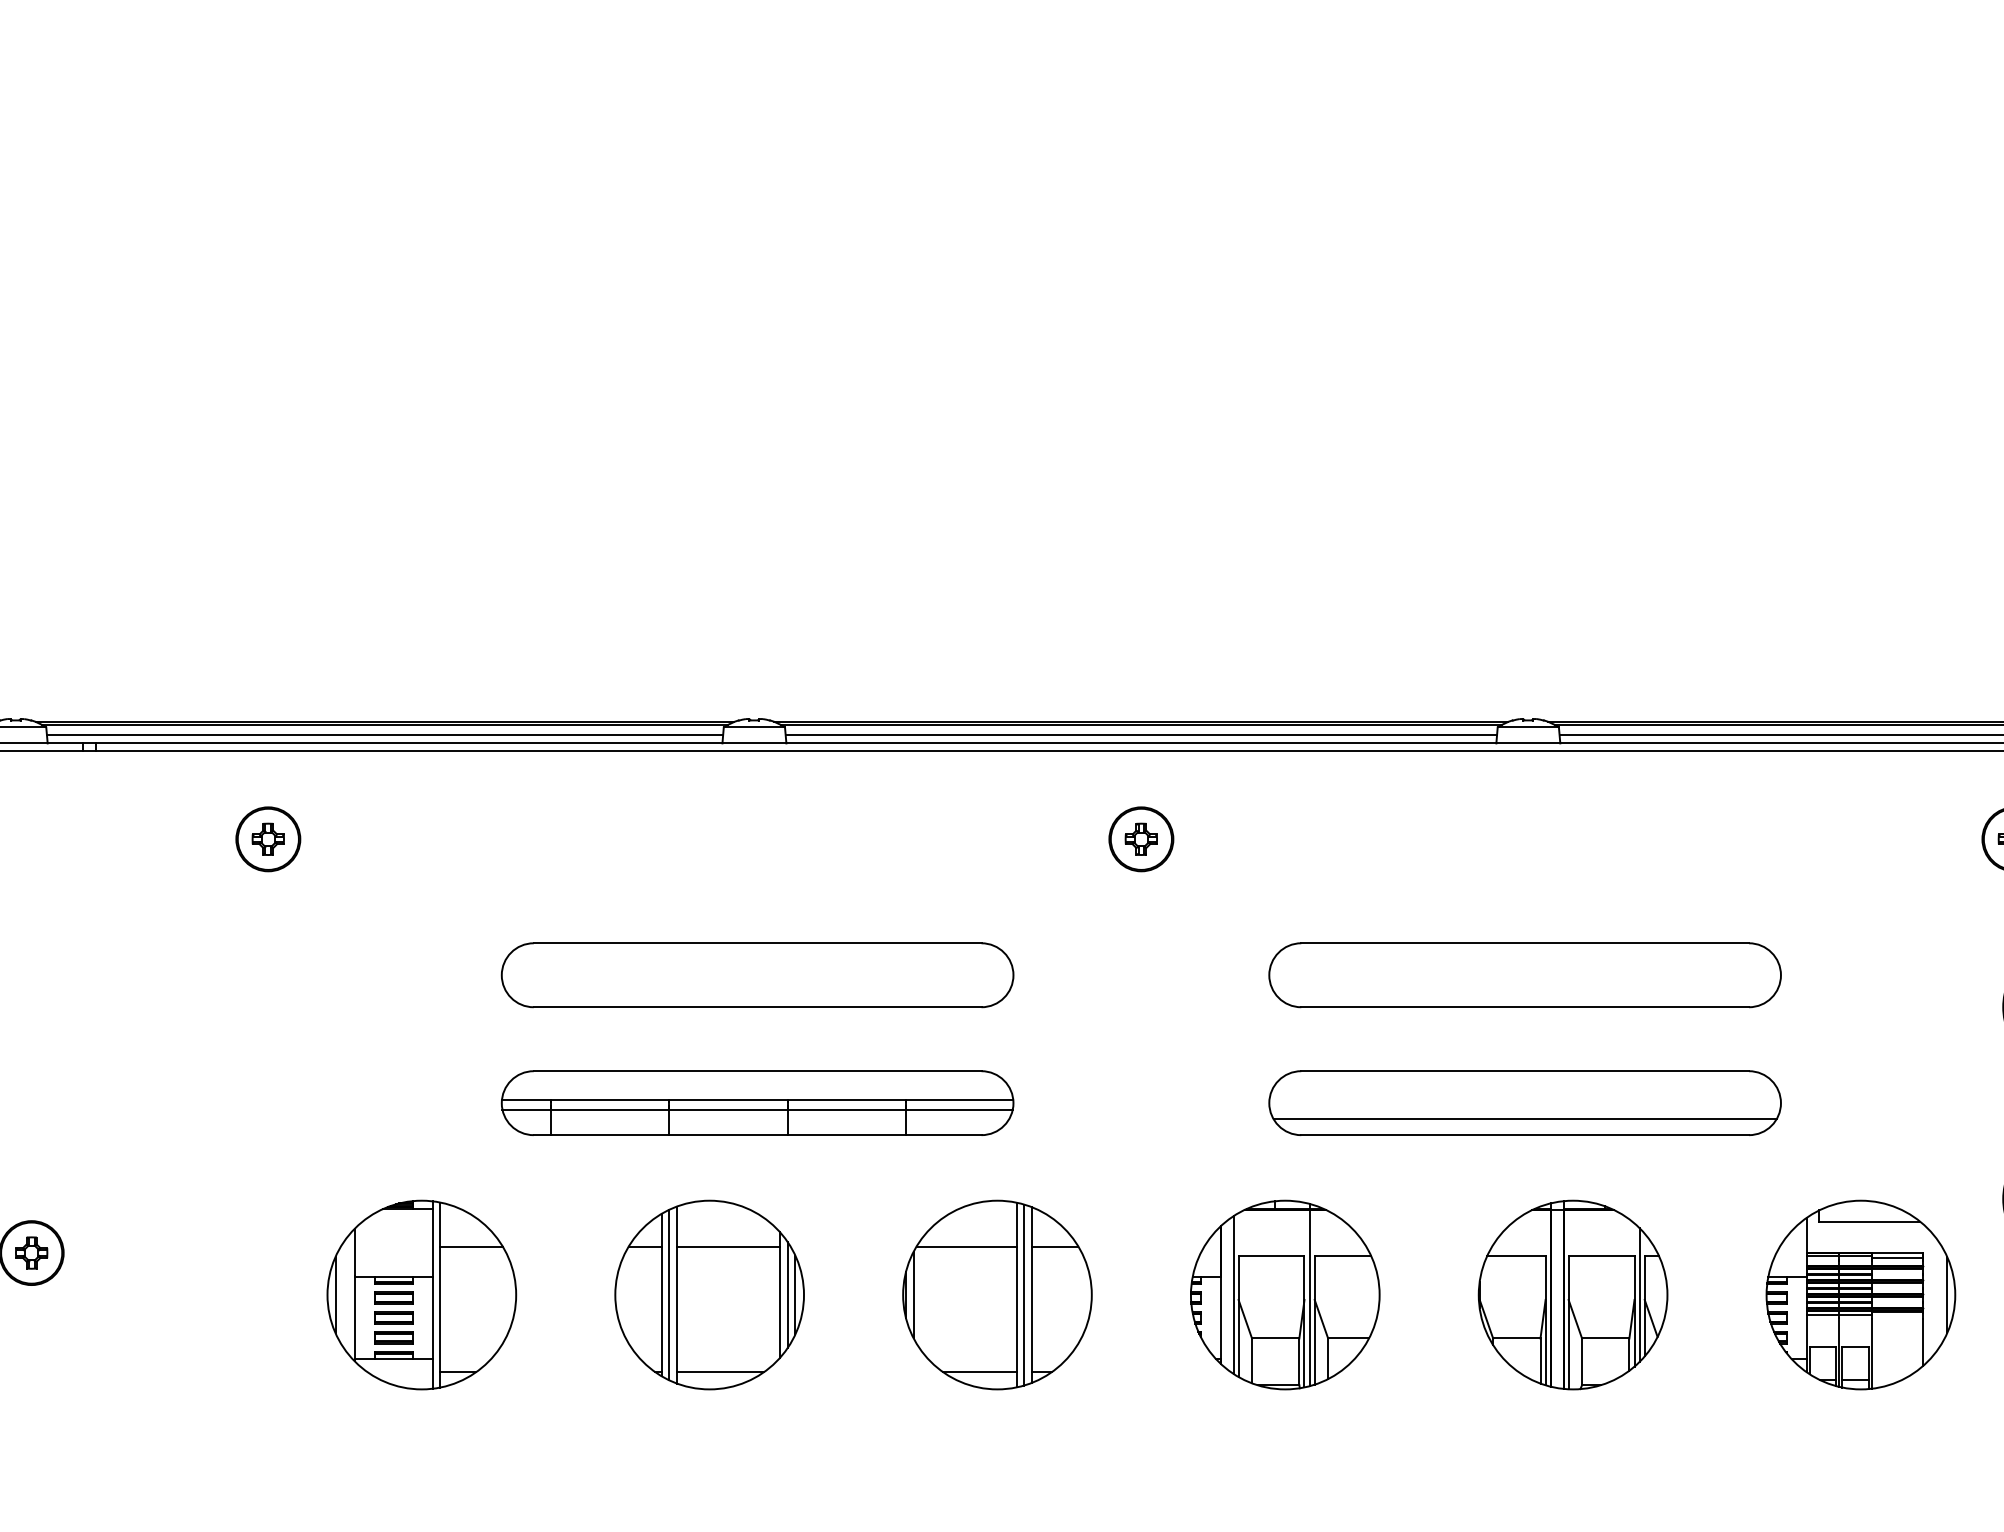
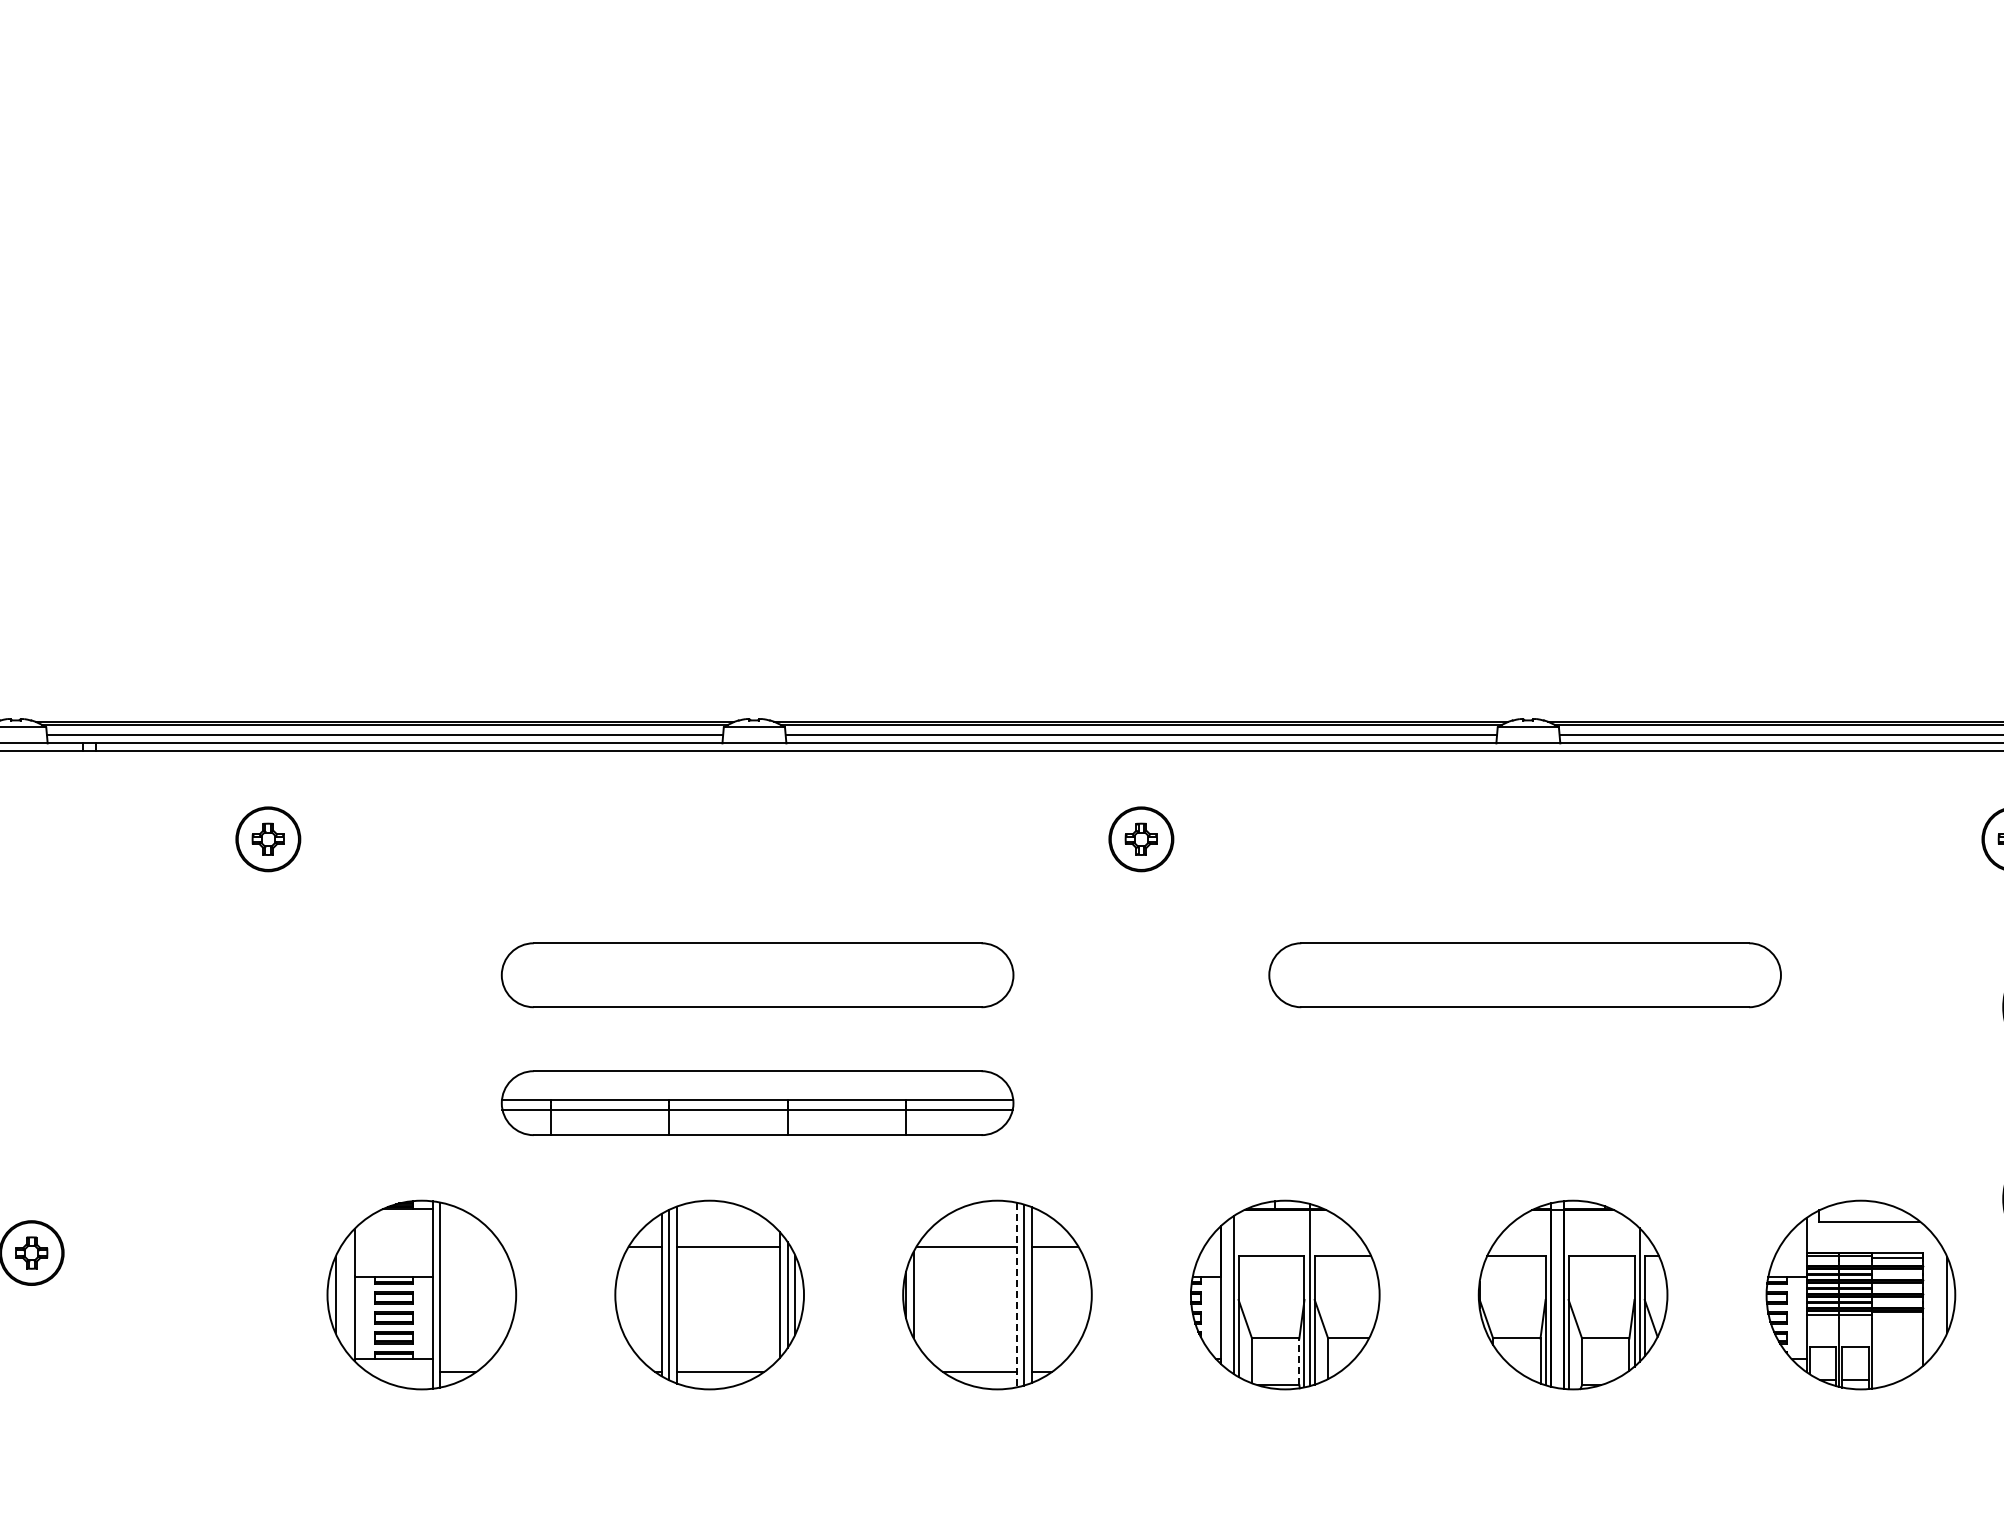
part: present -> none (1524, 1102)
line: present -> none (471, 1246)
line: solid -> dashed (1016, 1295)
line: solid -> dashed (1299, 1361)
